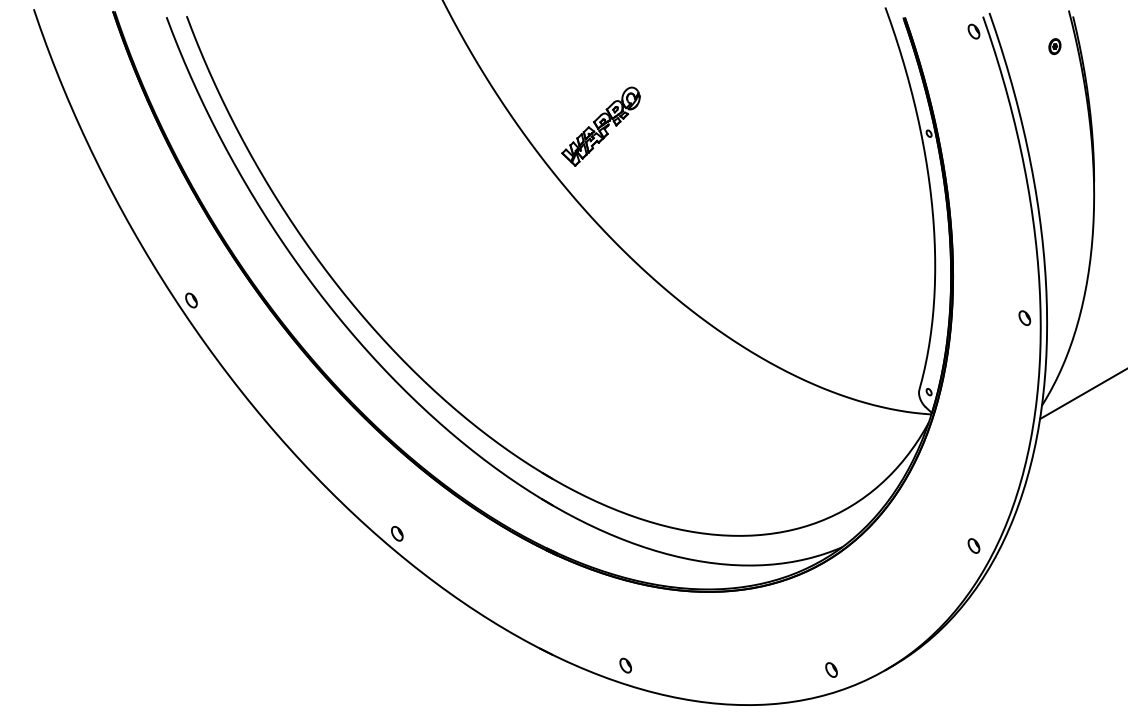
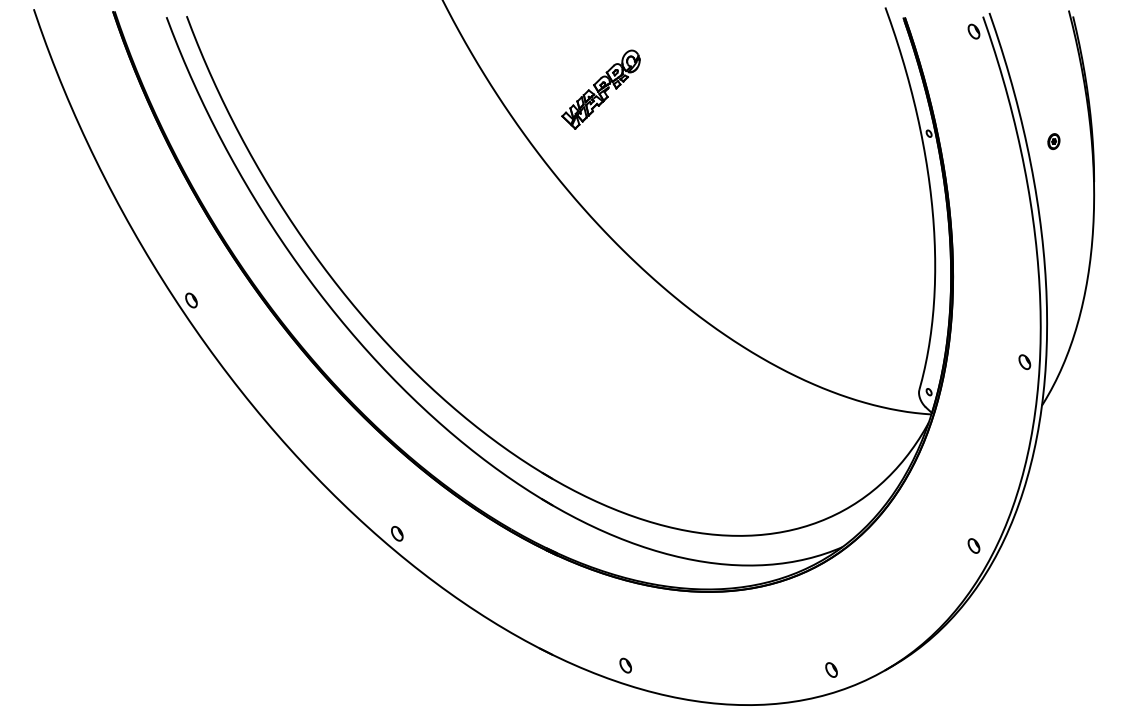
part position: (1054, 46) -> (1053, 141) (1053, 141)
part position: (600, 126) -> (600, 89) (600, 89)
part position: (1024, 318) -> (1024, 362) (1024, 362)
line: present -> none (1082, 394)
